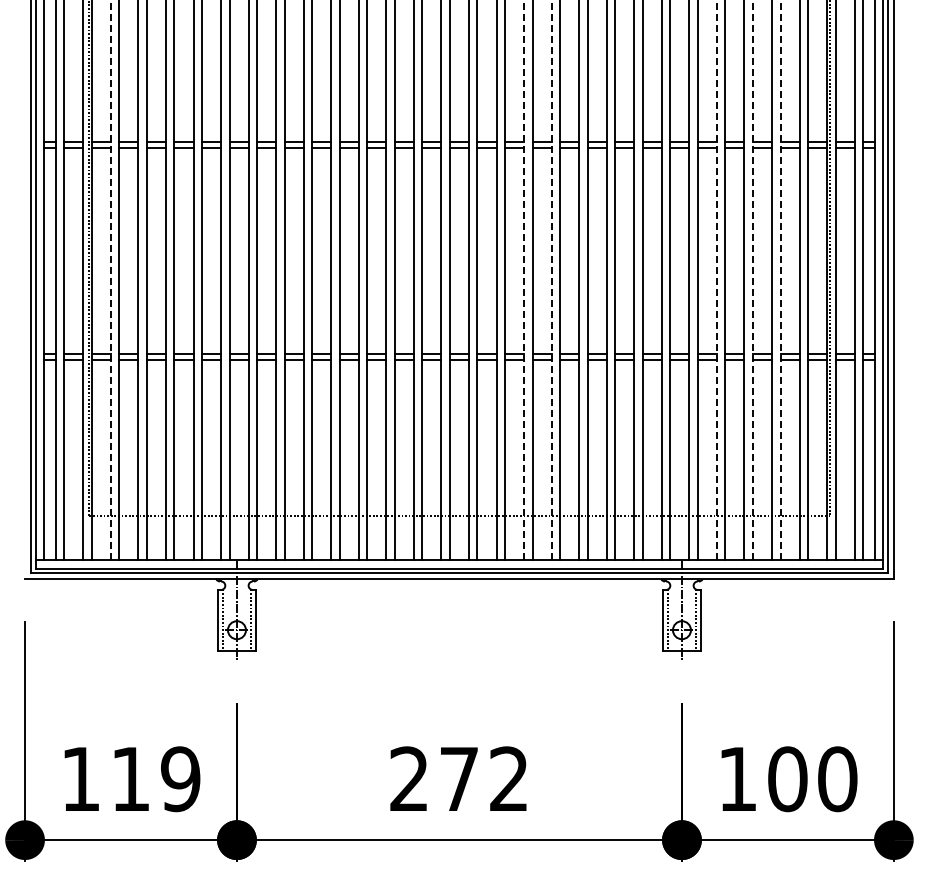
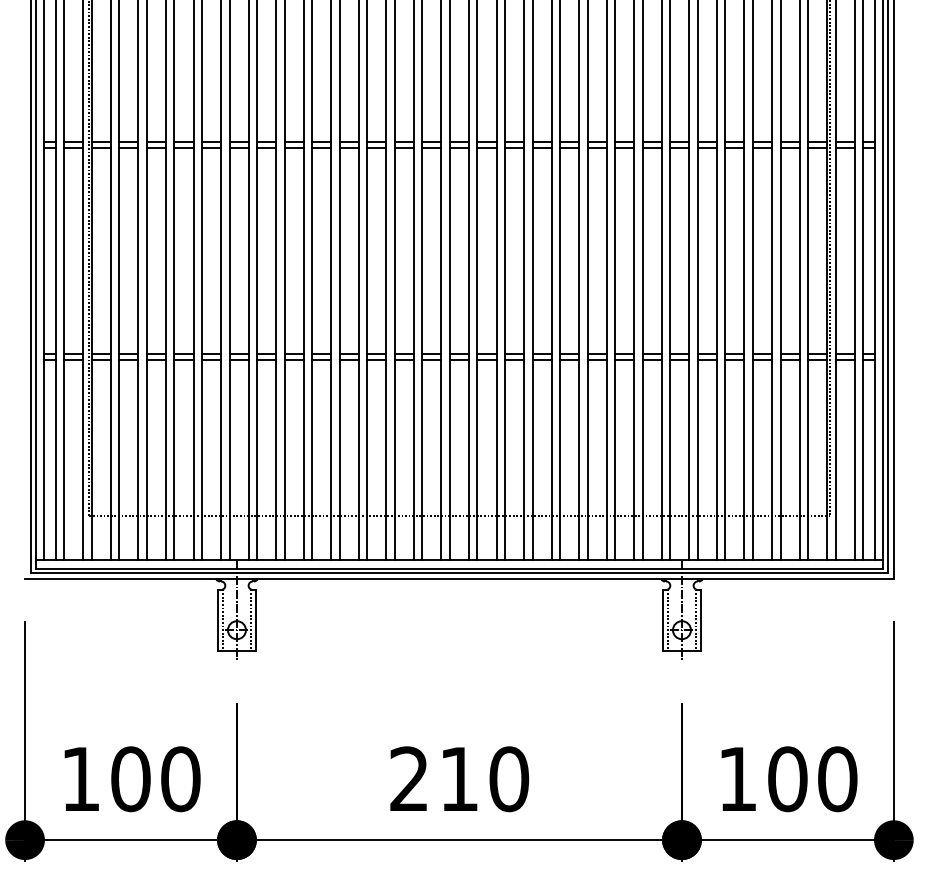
line: dashed -> solid (110, 280)
line: dashed -> solid (524, 280)
line: dashed -> solid (551, 280)
line: dashed -> solid (716, 280)
line: dashed -> solid (752, 280)
line: dashed -> solid (780, 280)
text: 119 -> 100 (155, 779)
text: 272 -> 210 (485, 779)
